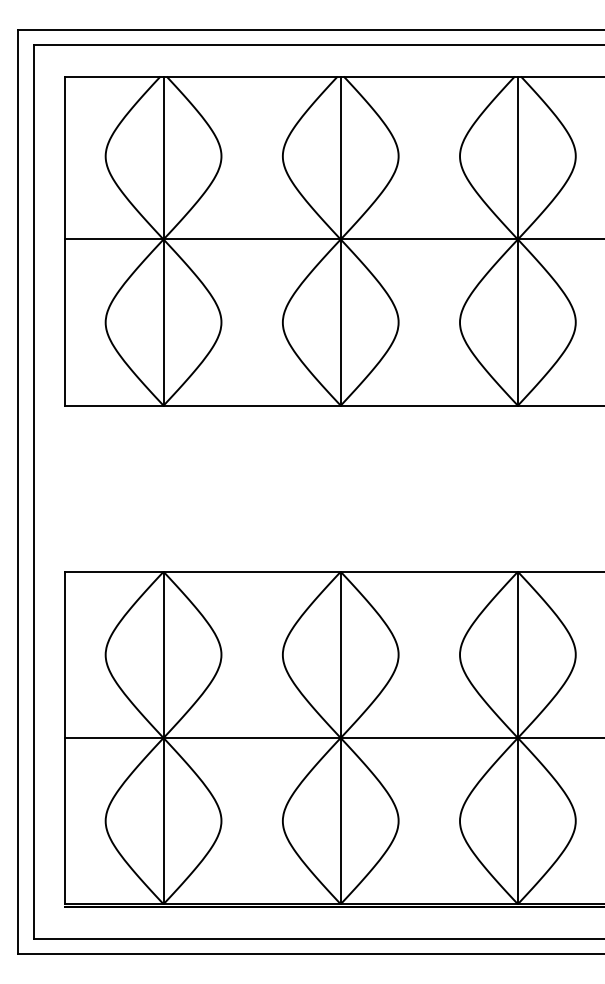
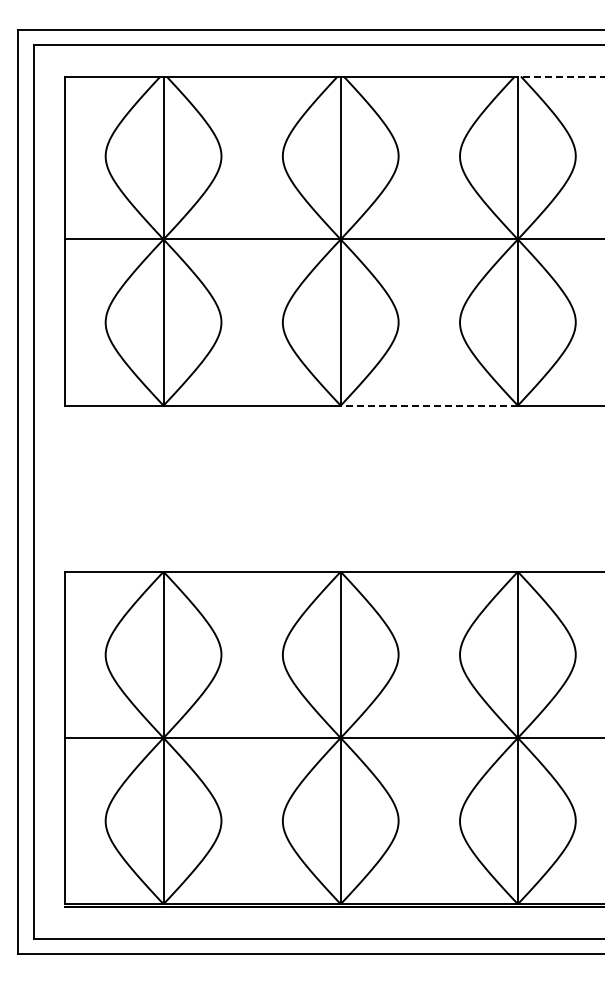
line: solid -> dashed (560, 76)
line: solid -> dashed (429, 405)
